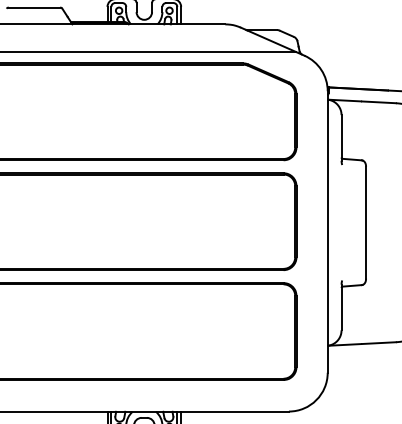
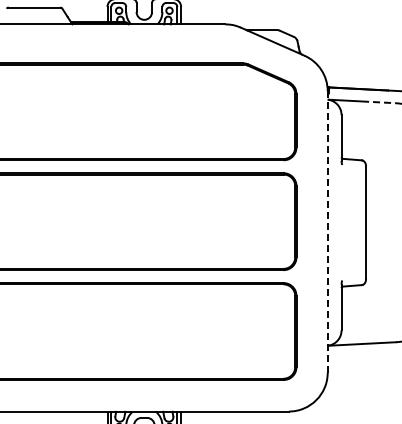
line: present -> none (148, 51)
line: solid -> dashed (379, 102)
line: solid -> dashed (327, 232)
